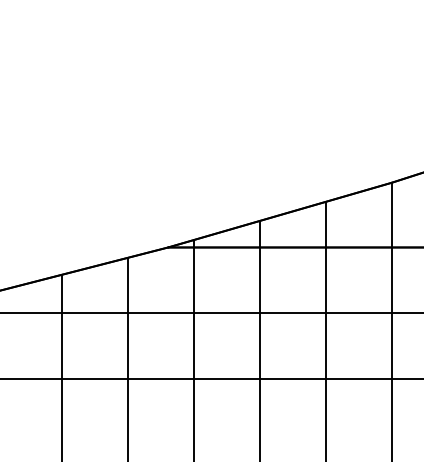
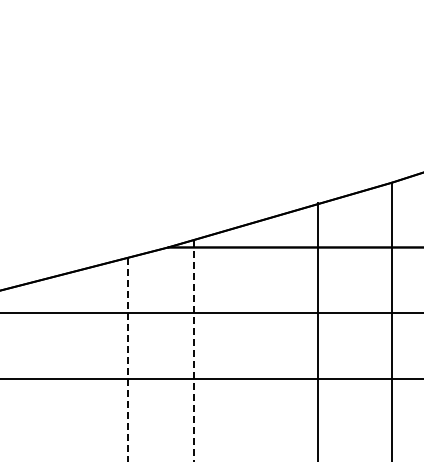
line position: (325, 330) -> (317, 330) (317, 330)
line: present -> none (259, 339)
line: solid -> dashed (193, 351)
line: solid -> dashed (127, 360)
line: present -> none (61, 366)
